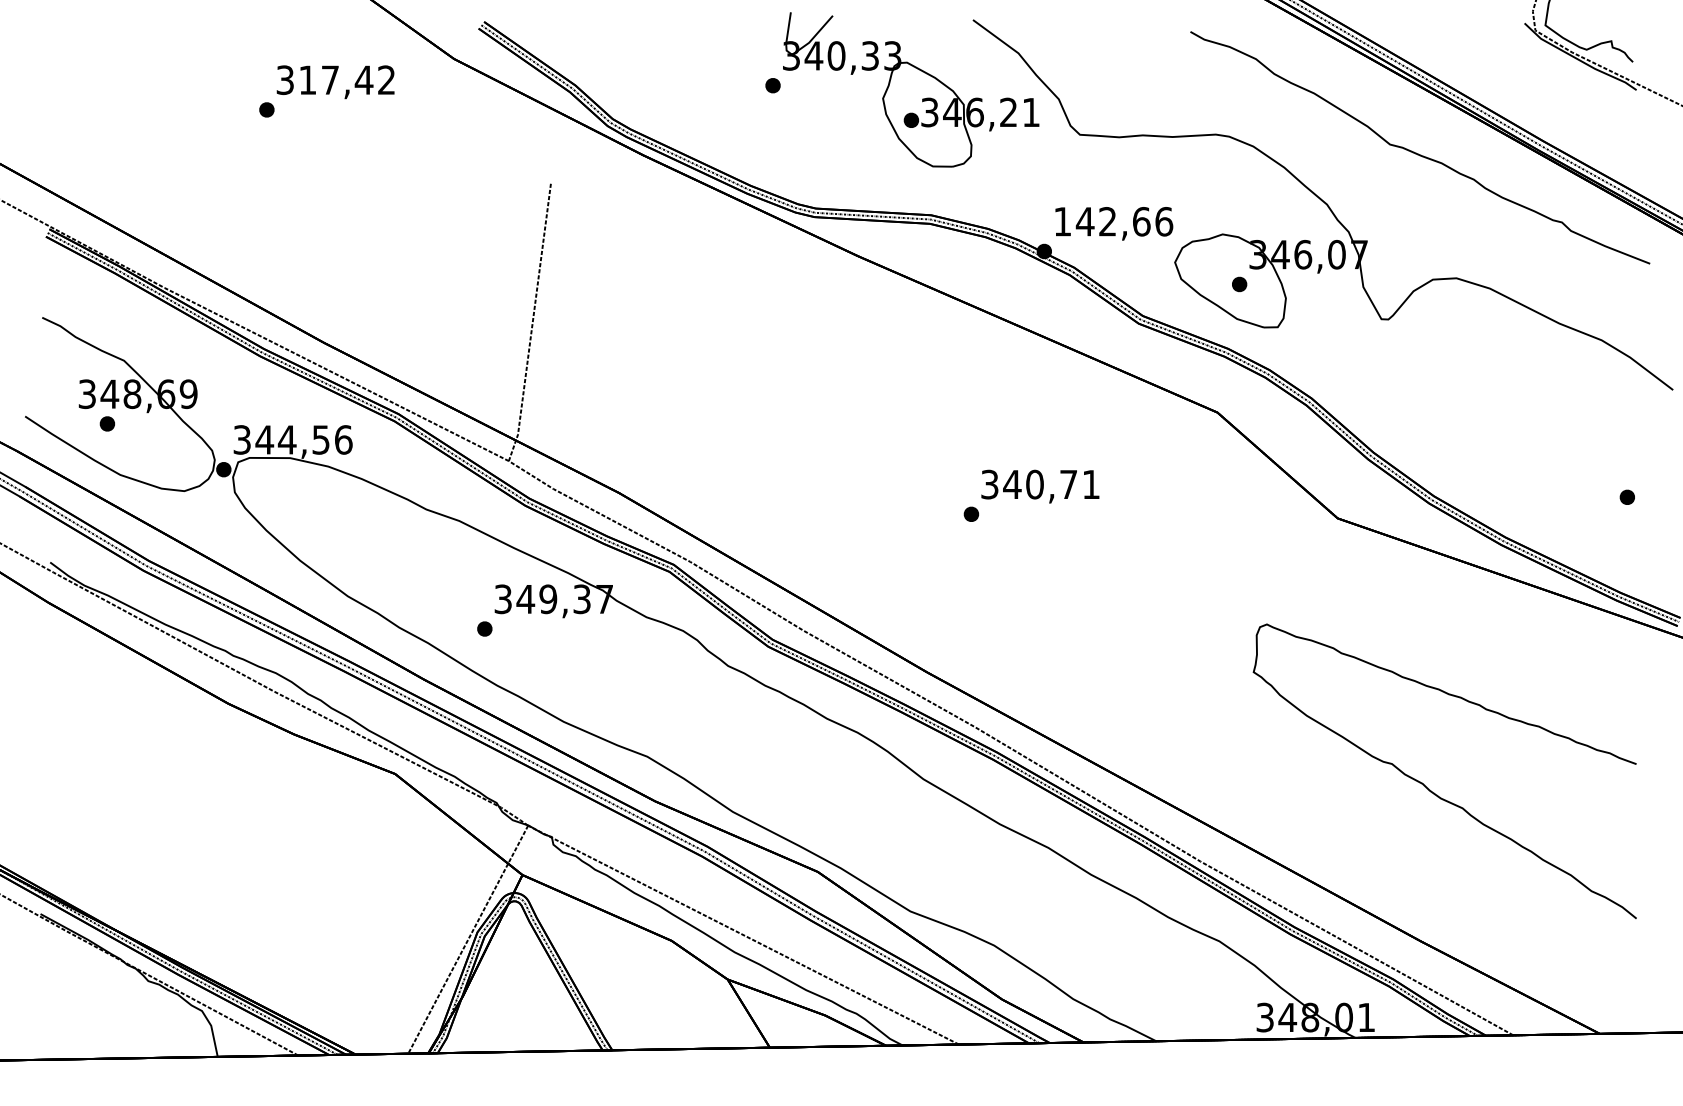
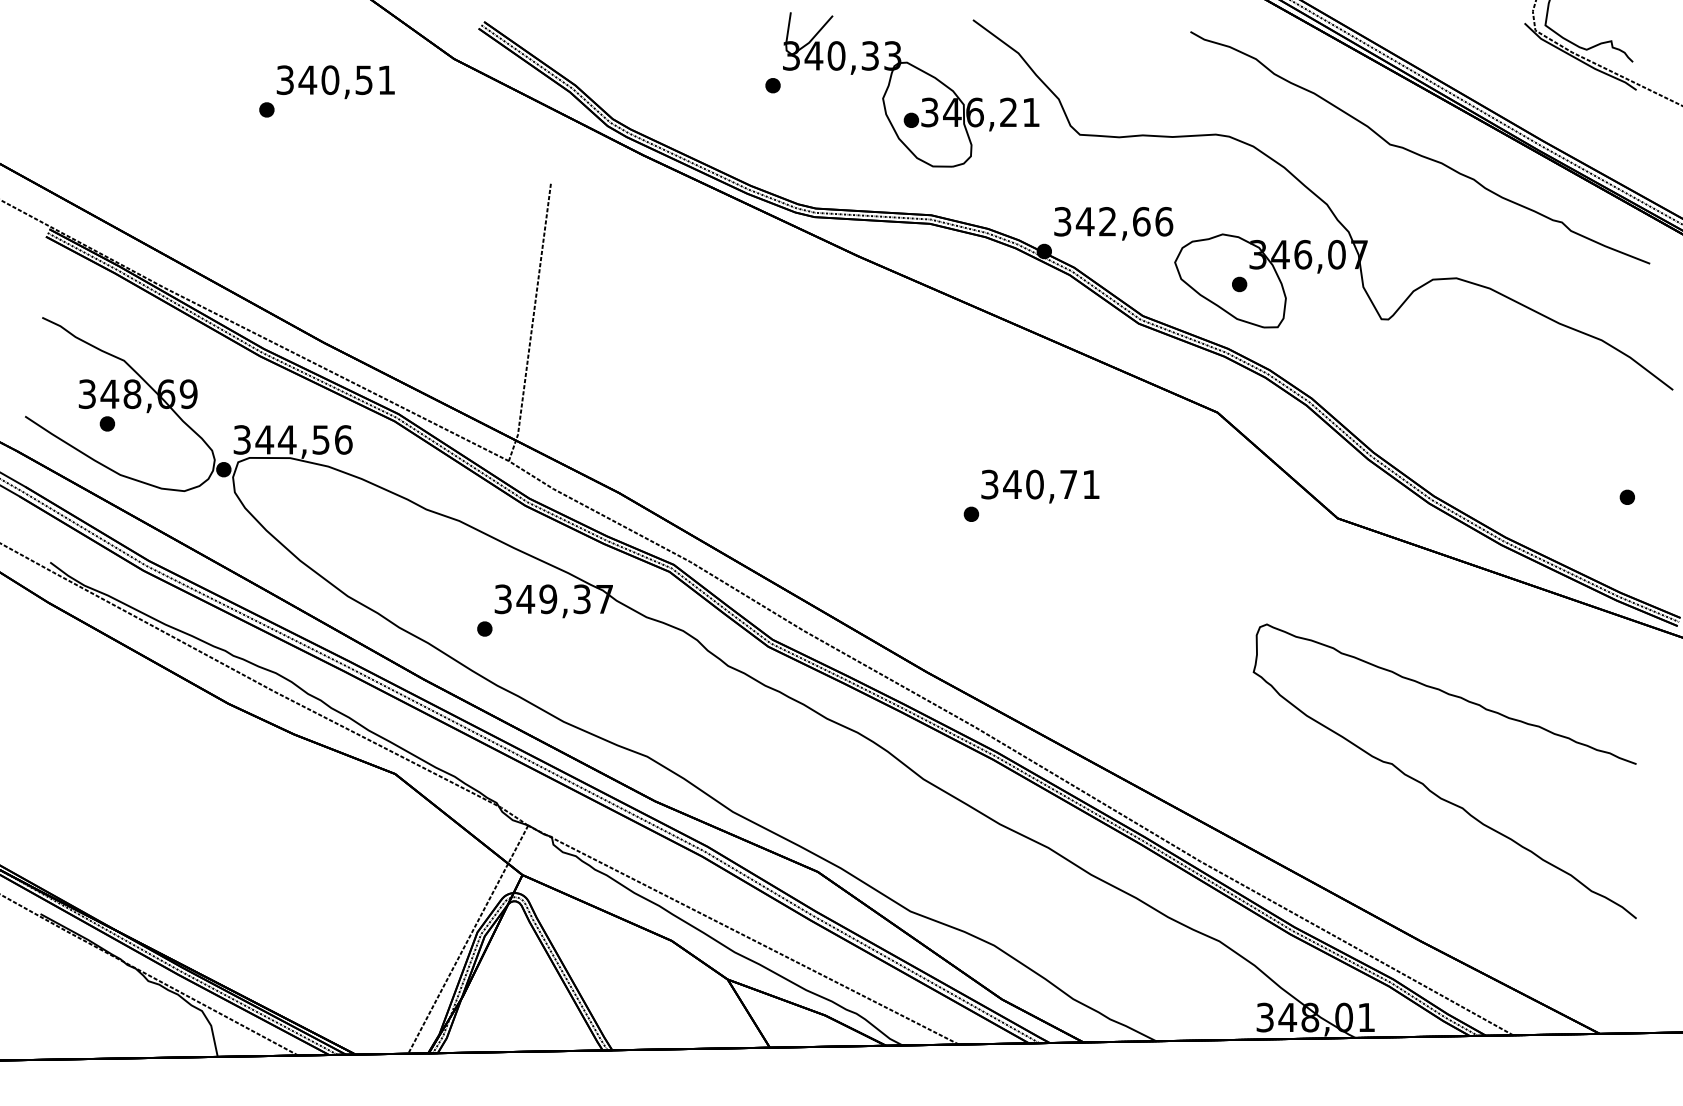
text: 317,42 -> 340,51 (346, 80)
text: 142,66 -> 342,66 (1062, 221)
